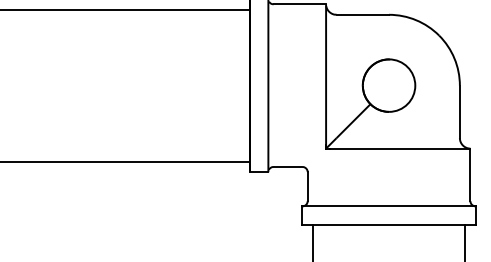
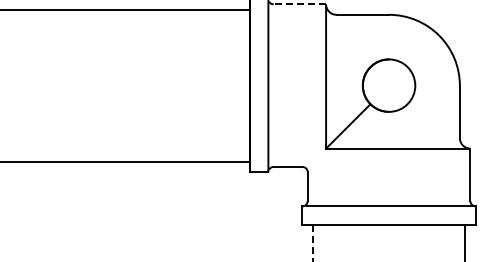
line: solid -> dashed (299, 4)
line: solid -> dashed (312, 243)
